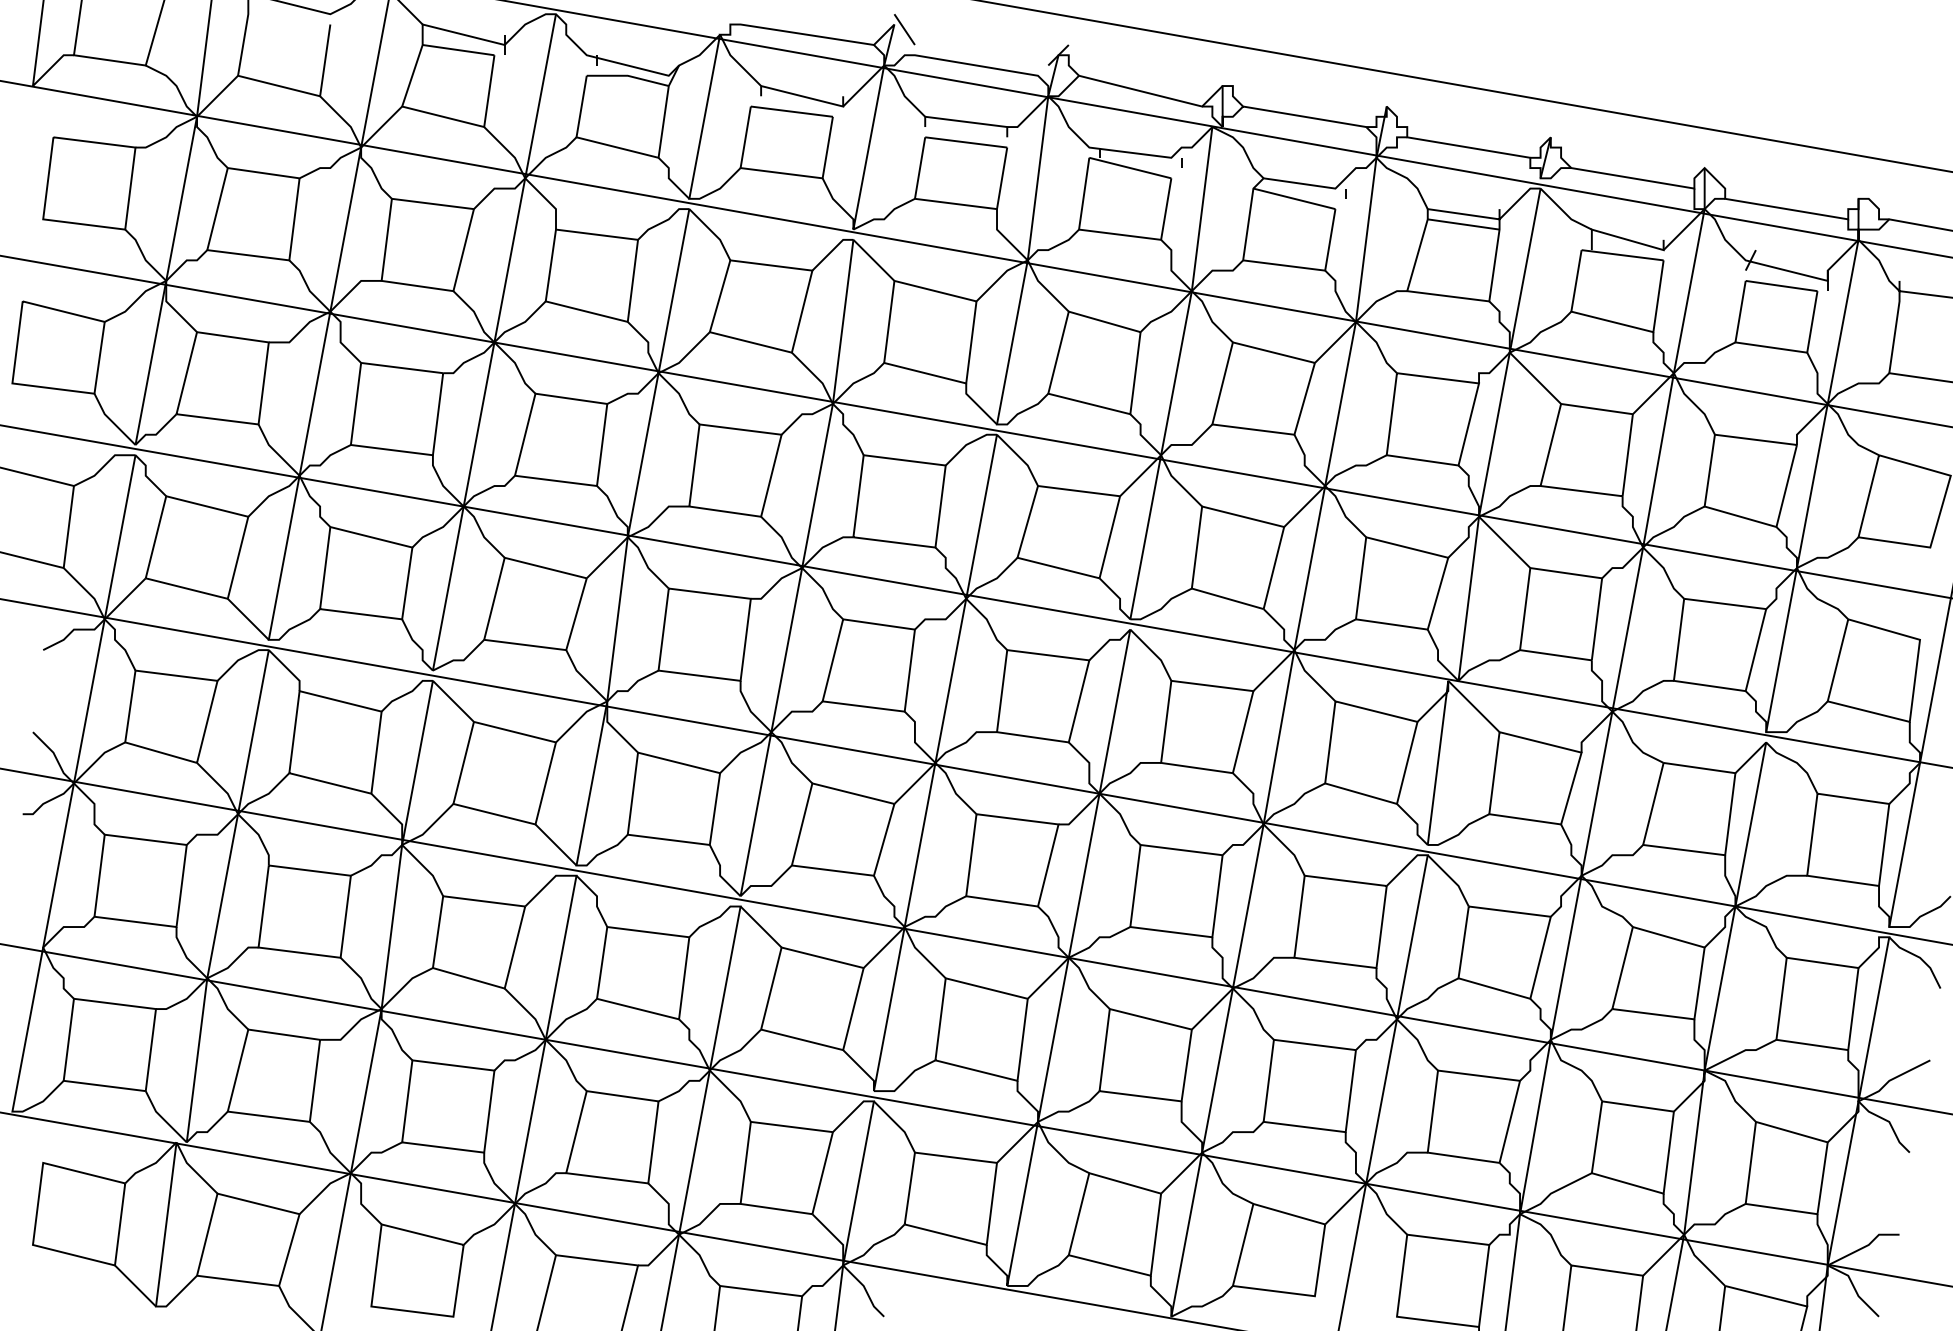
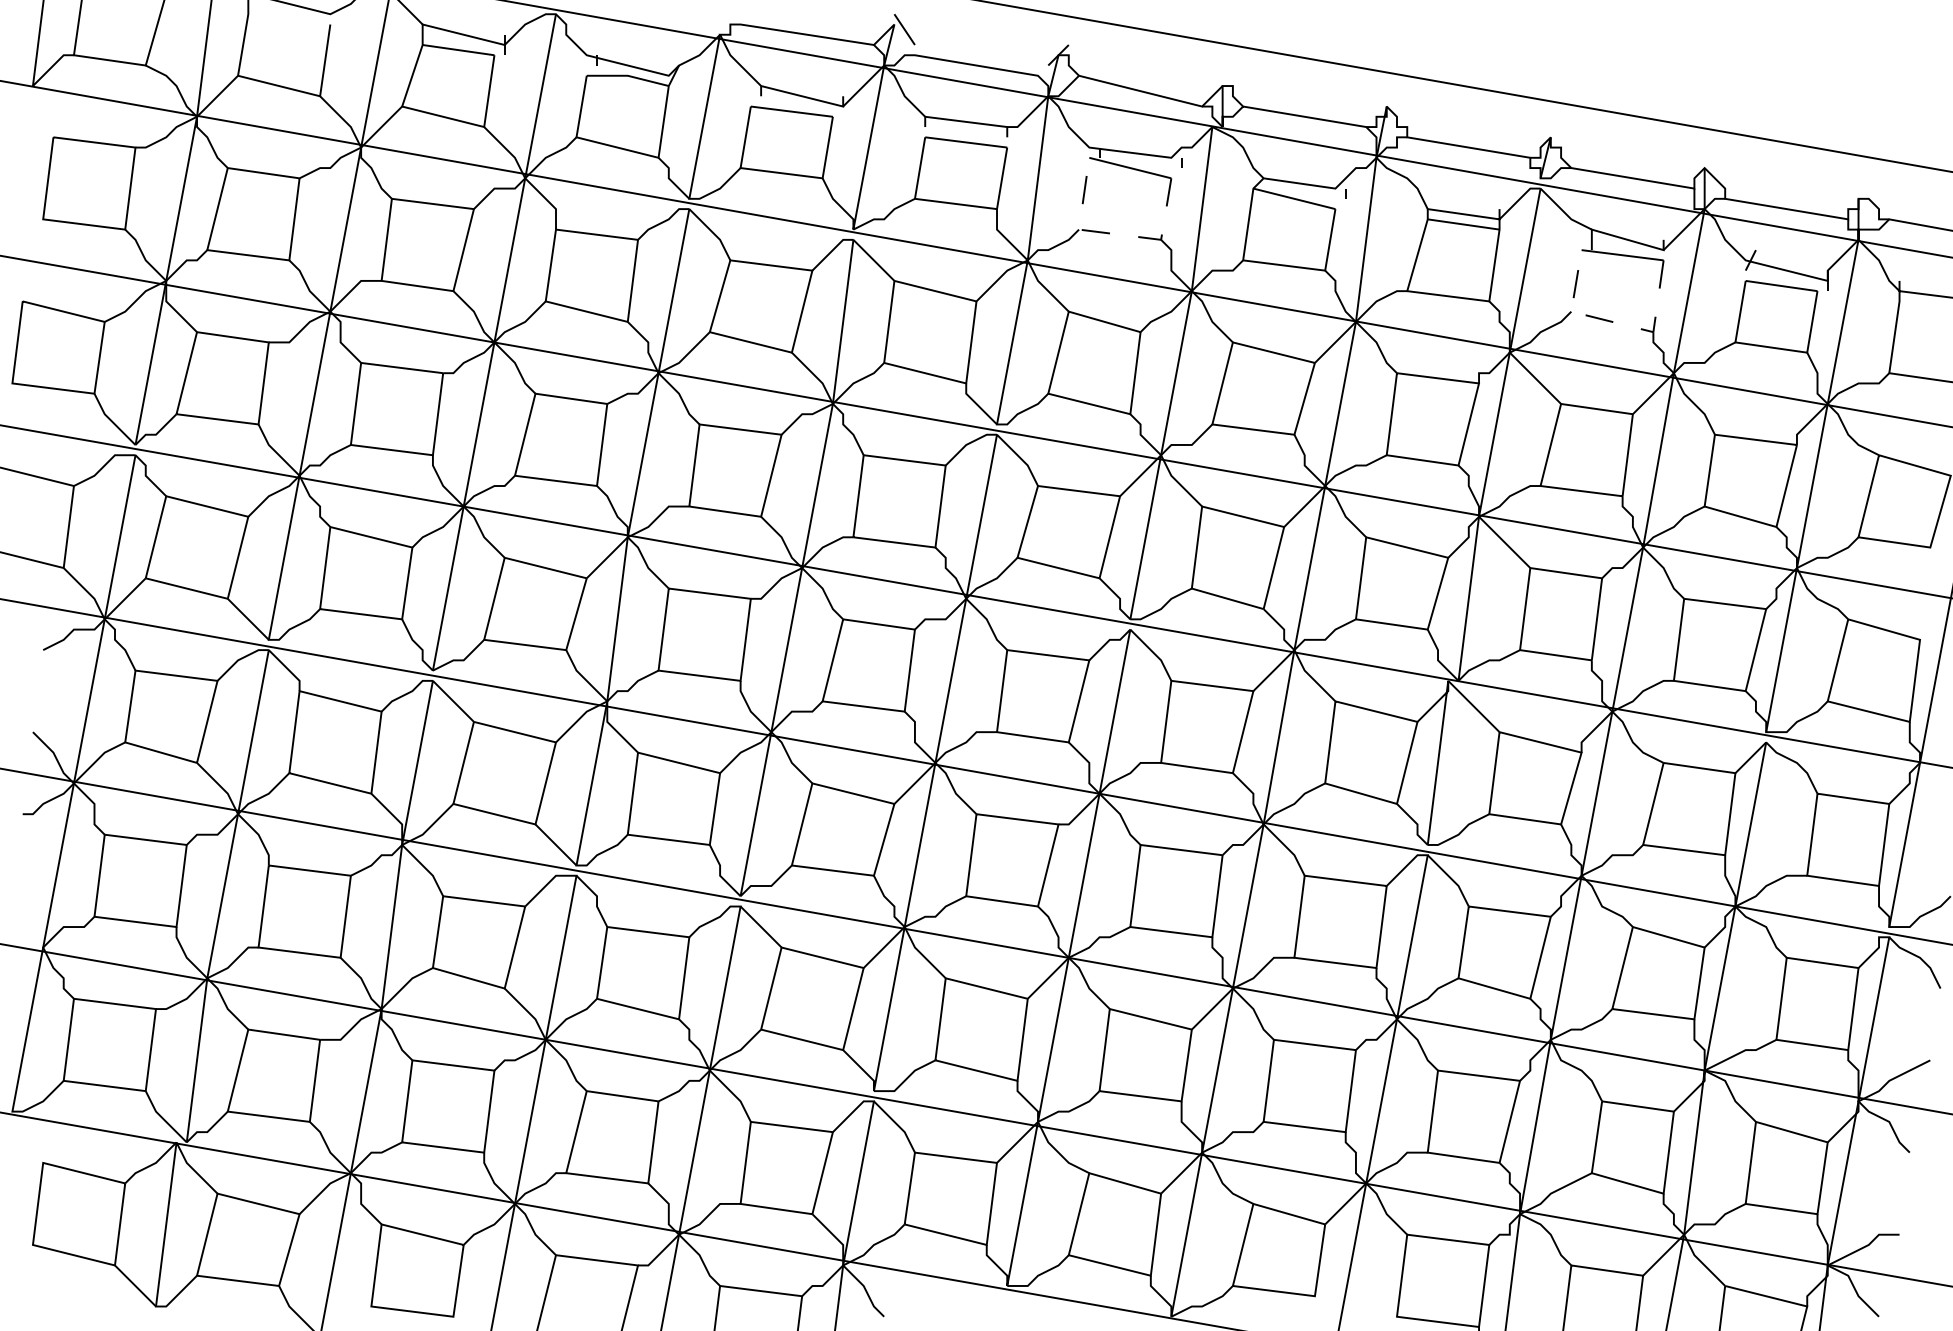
line: solid -> dashed (1114, 234)
line: solid -> dashed (1616, 323)
